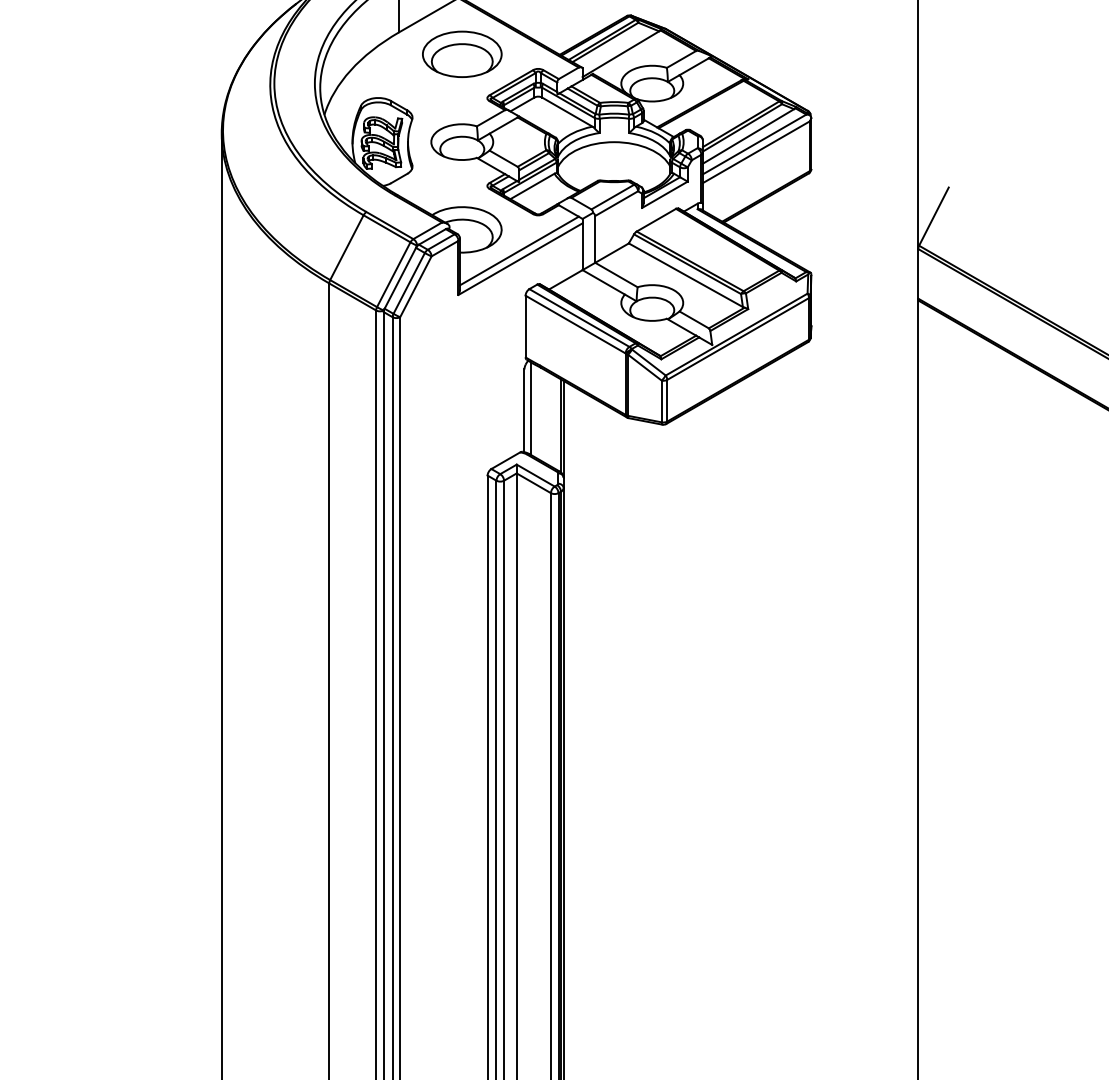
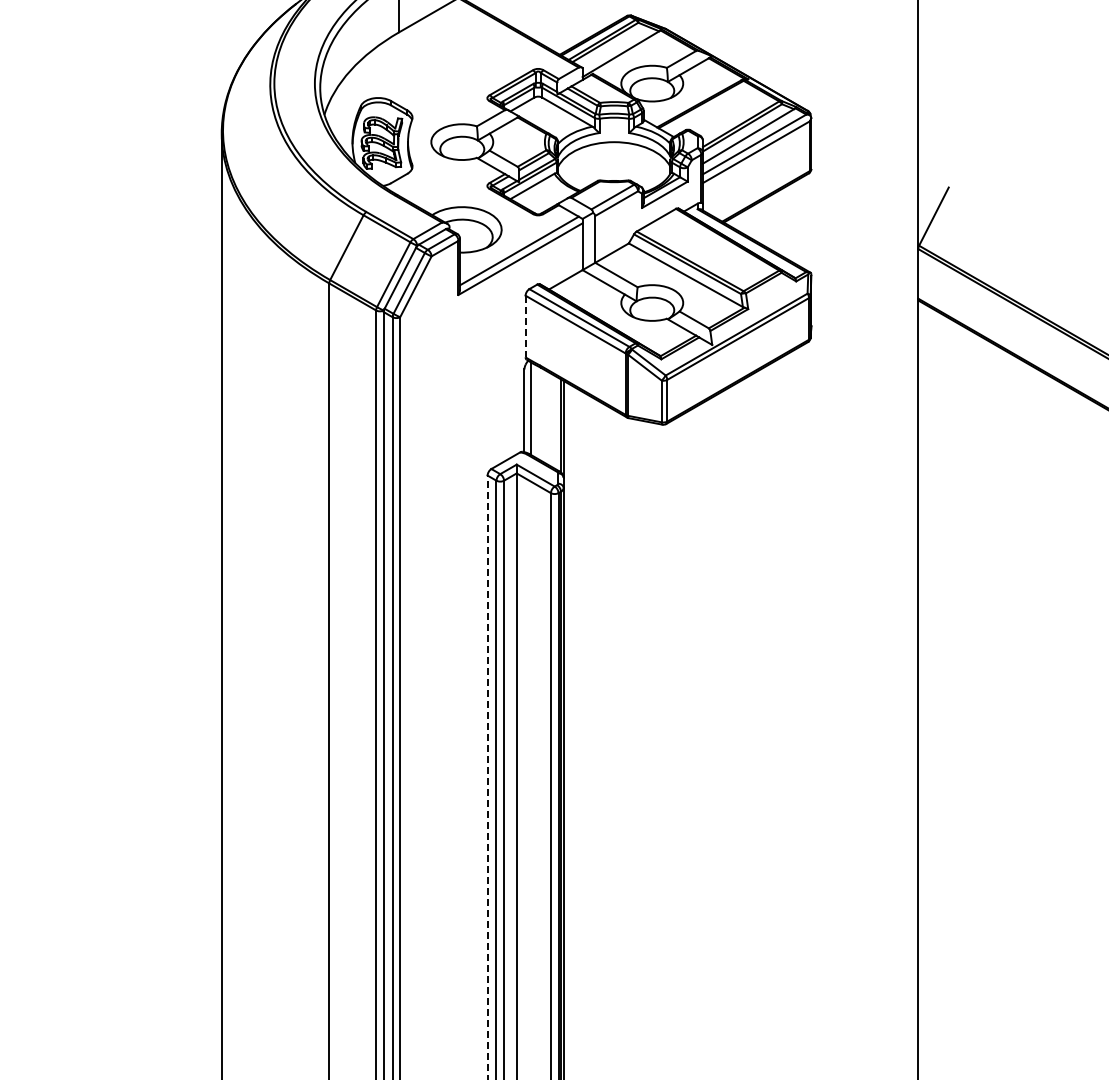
part: present -> none (462, 53)
line: solid -> dashed (525, 326)
line: solid -> dashed (487, 777)
